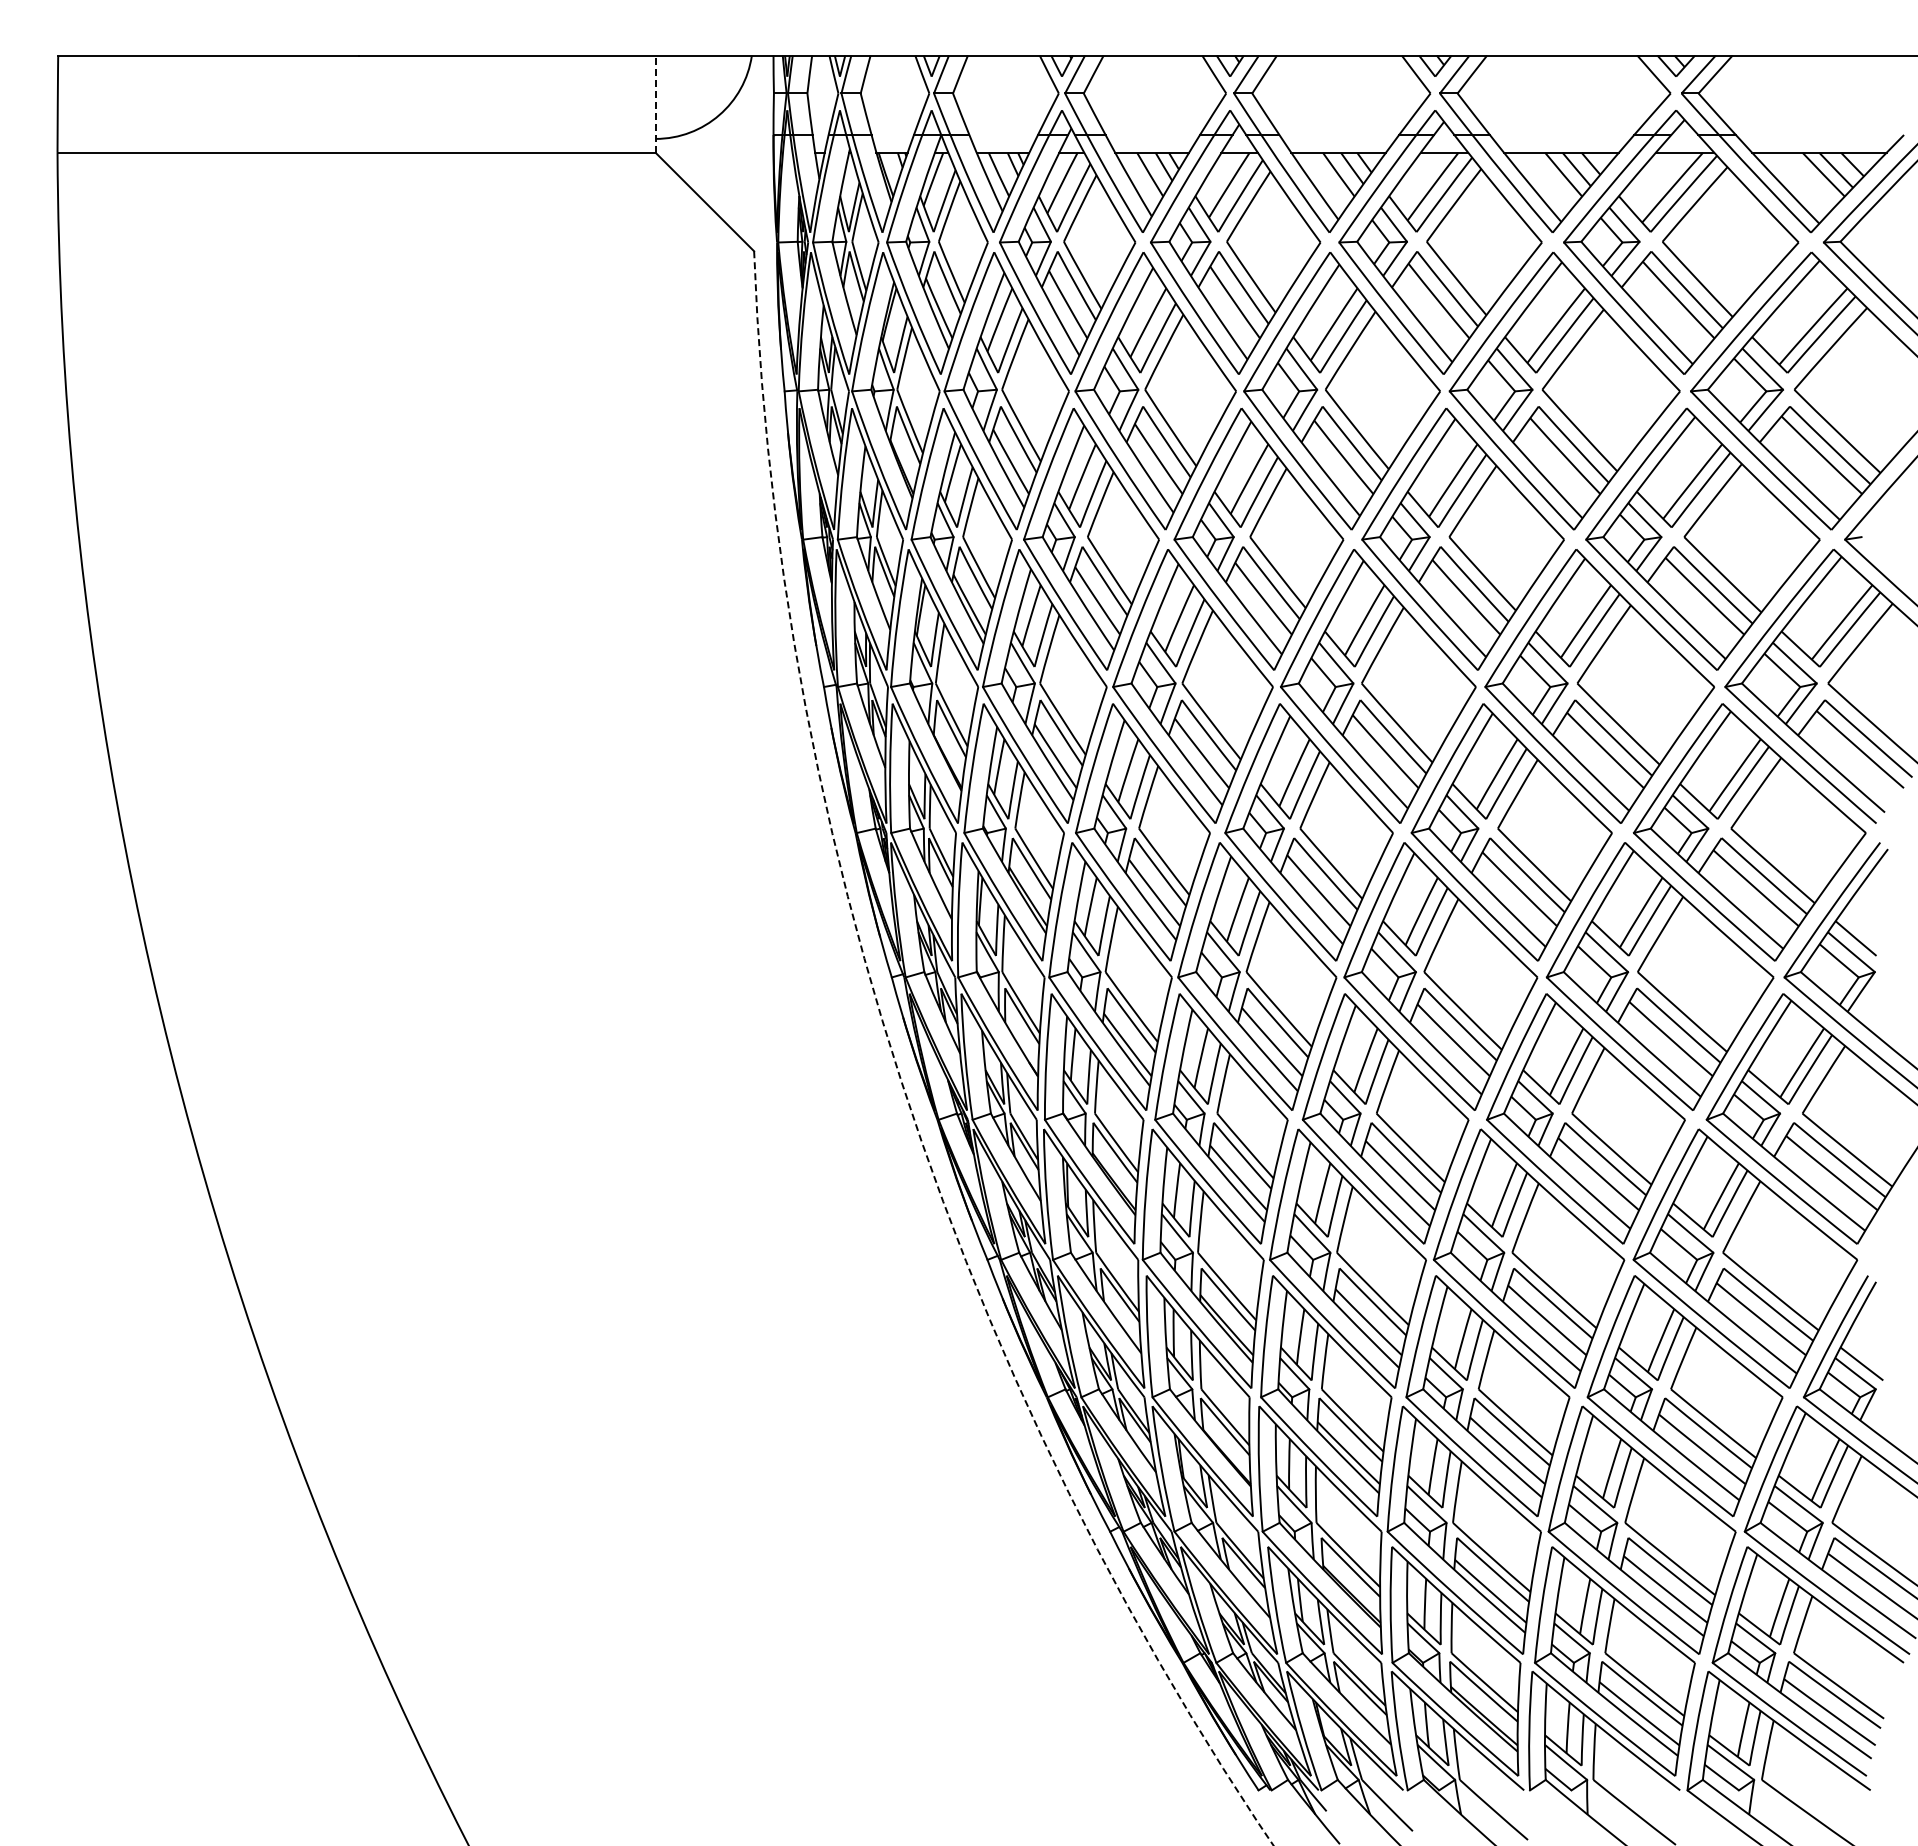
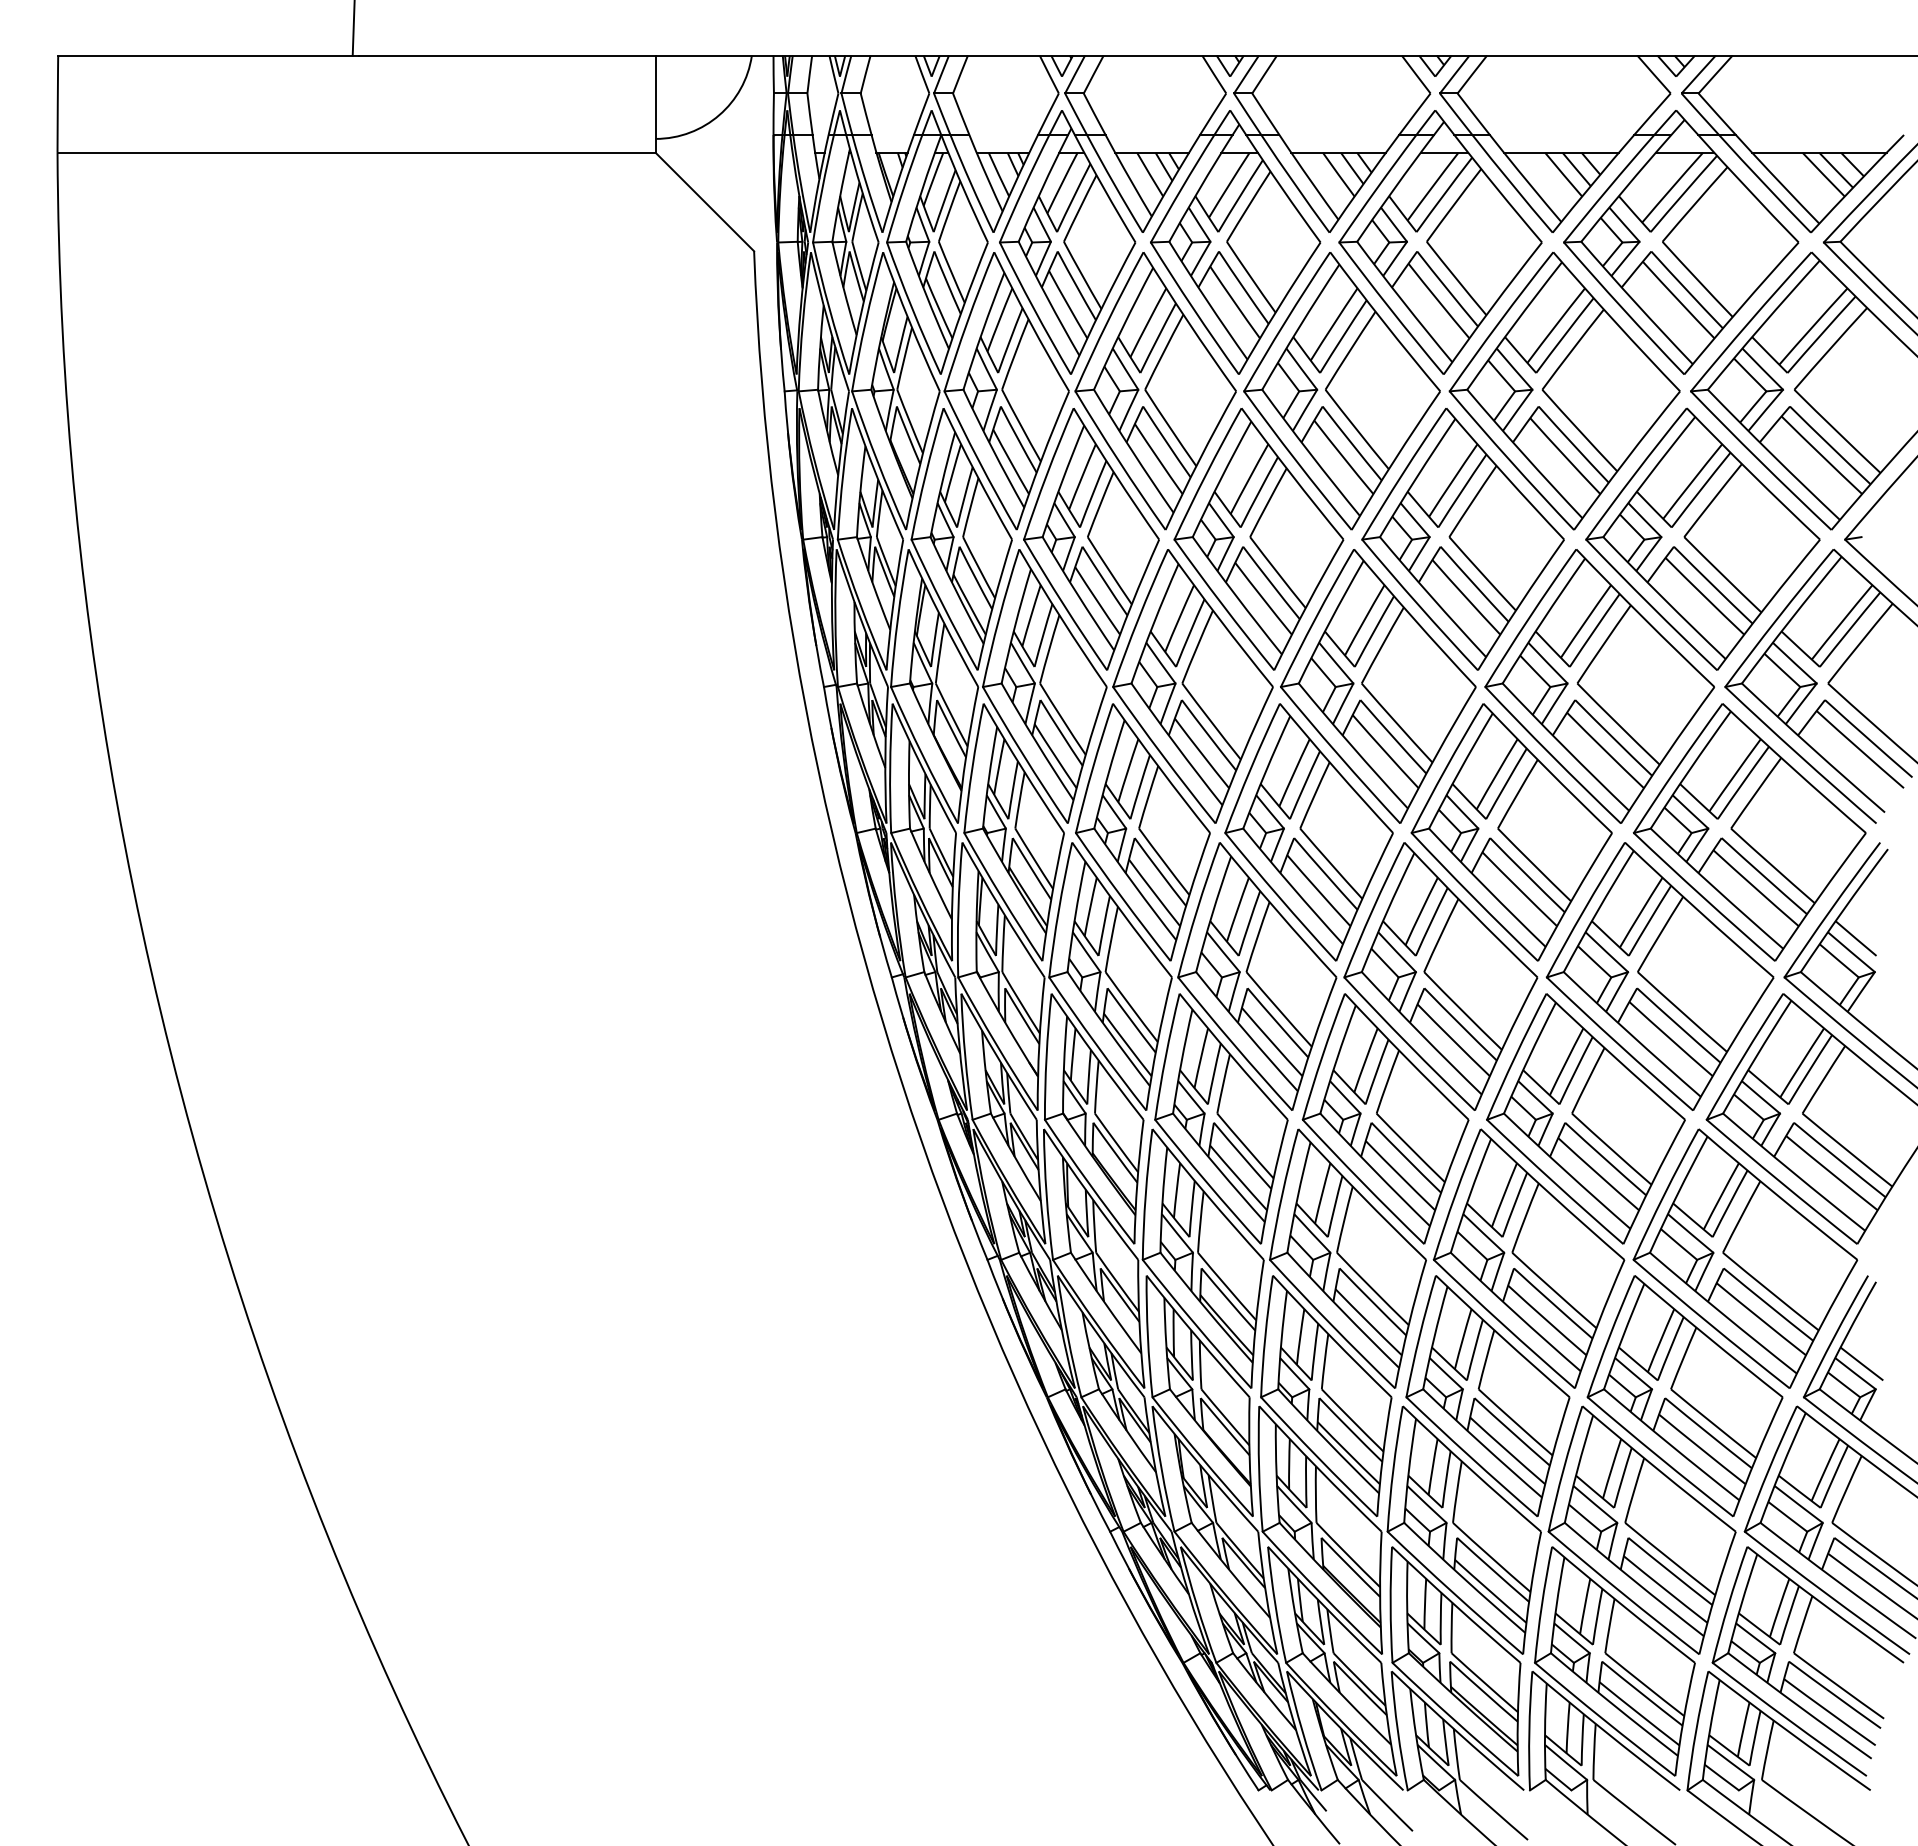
line: none -> present (353, 28)
line: dashed -> solid (655, 104)
arc: dashed -> solid (902, 1085)
